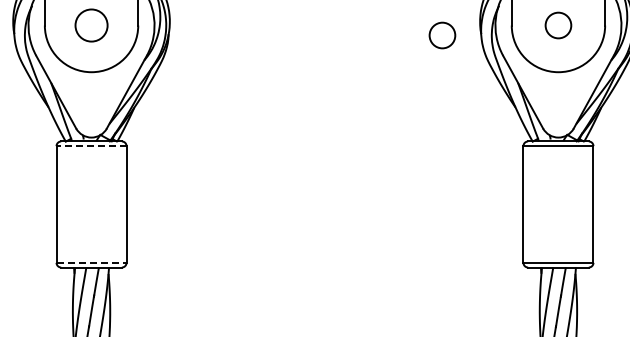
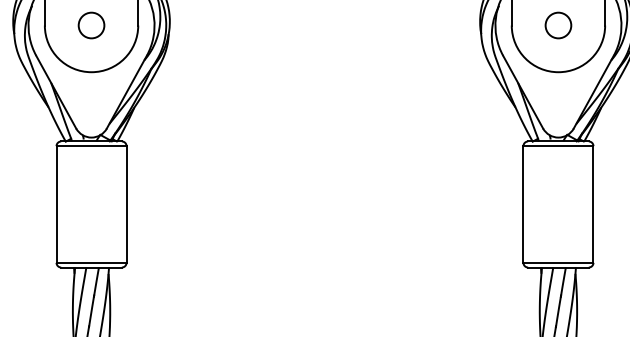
circle size: 35x35 px -> 29x29 px (91, 25)
circle: present -> none (442, 35)
line: dashed -> solid (91, 146)
line: dashed -> solid (92, 262)
